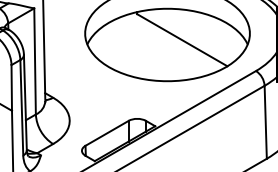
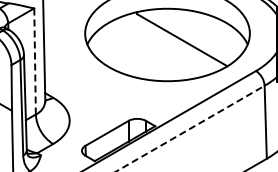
line: solid -> dashed (35, 60)
line: solid -> dashed (190, 128)
